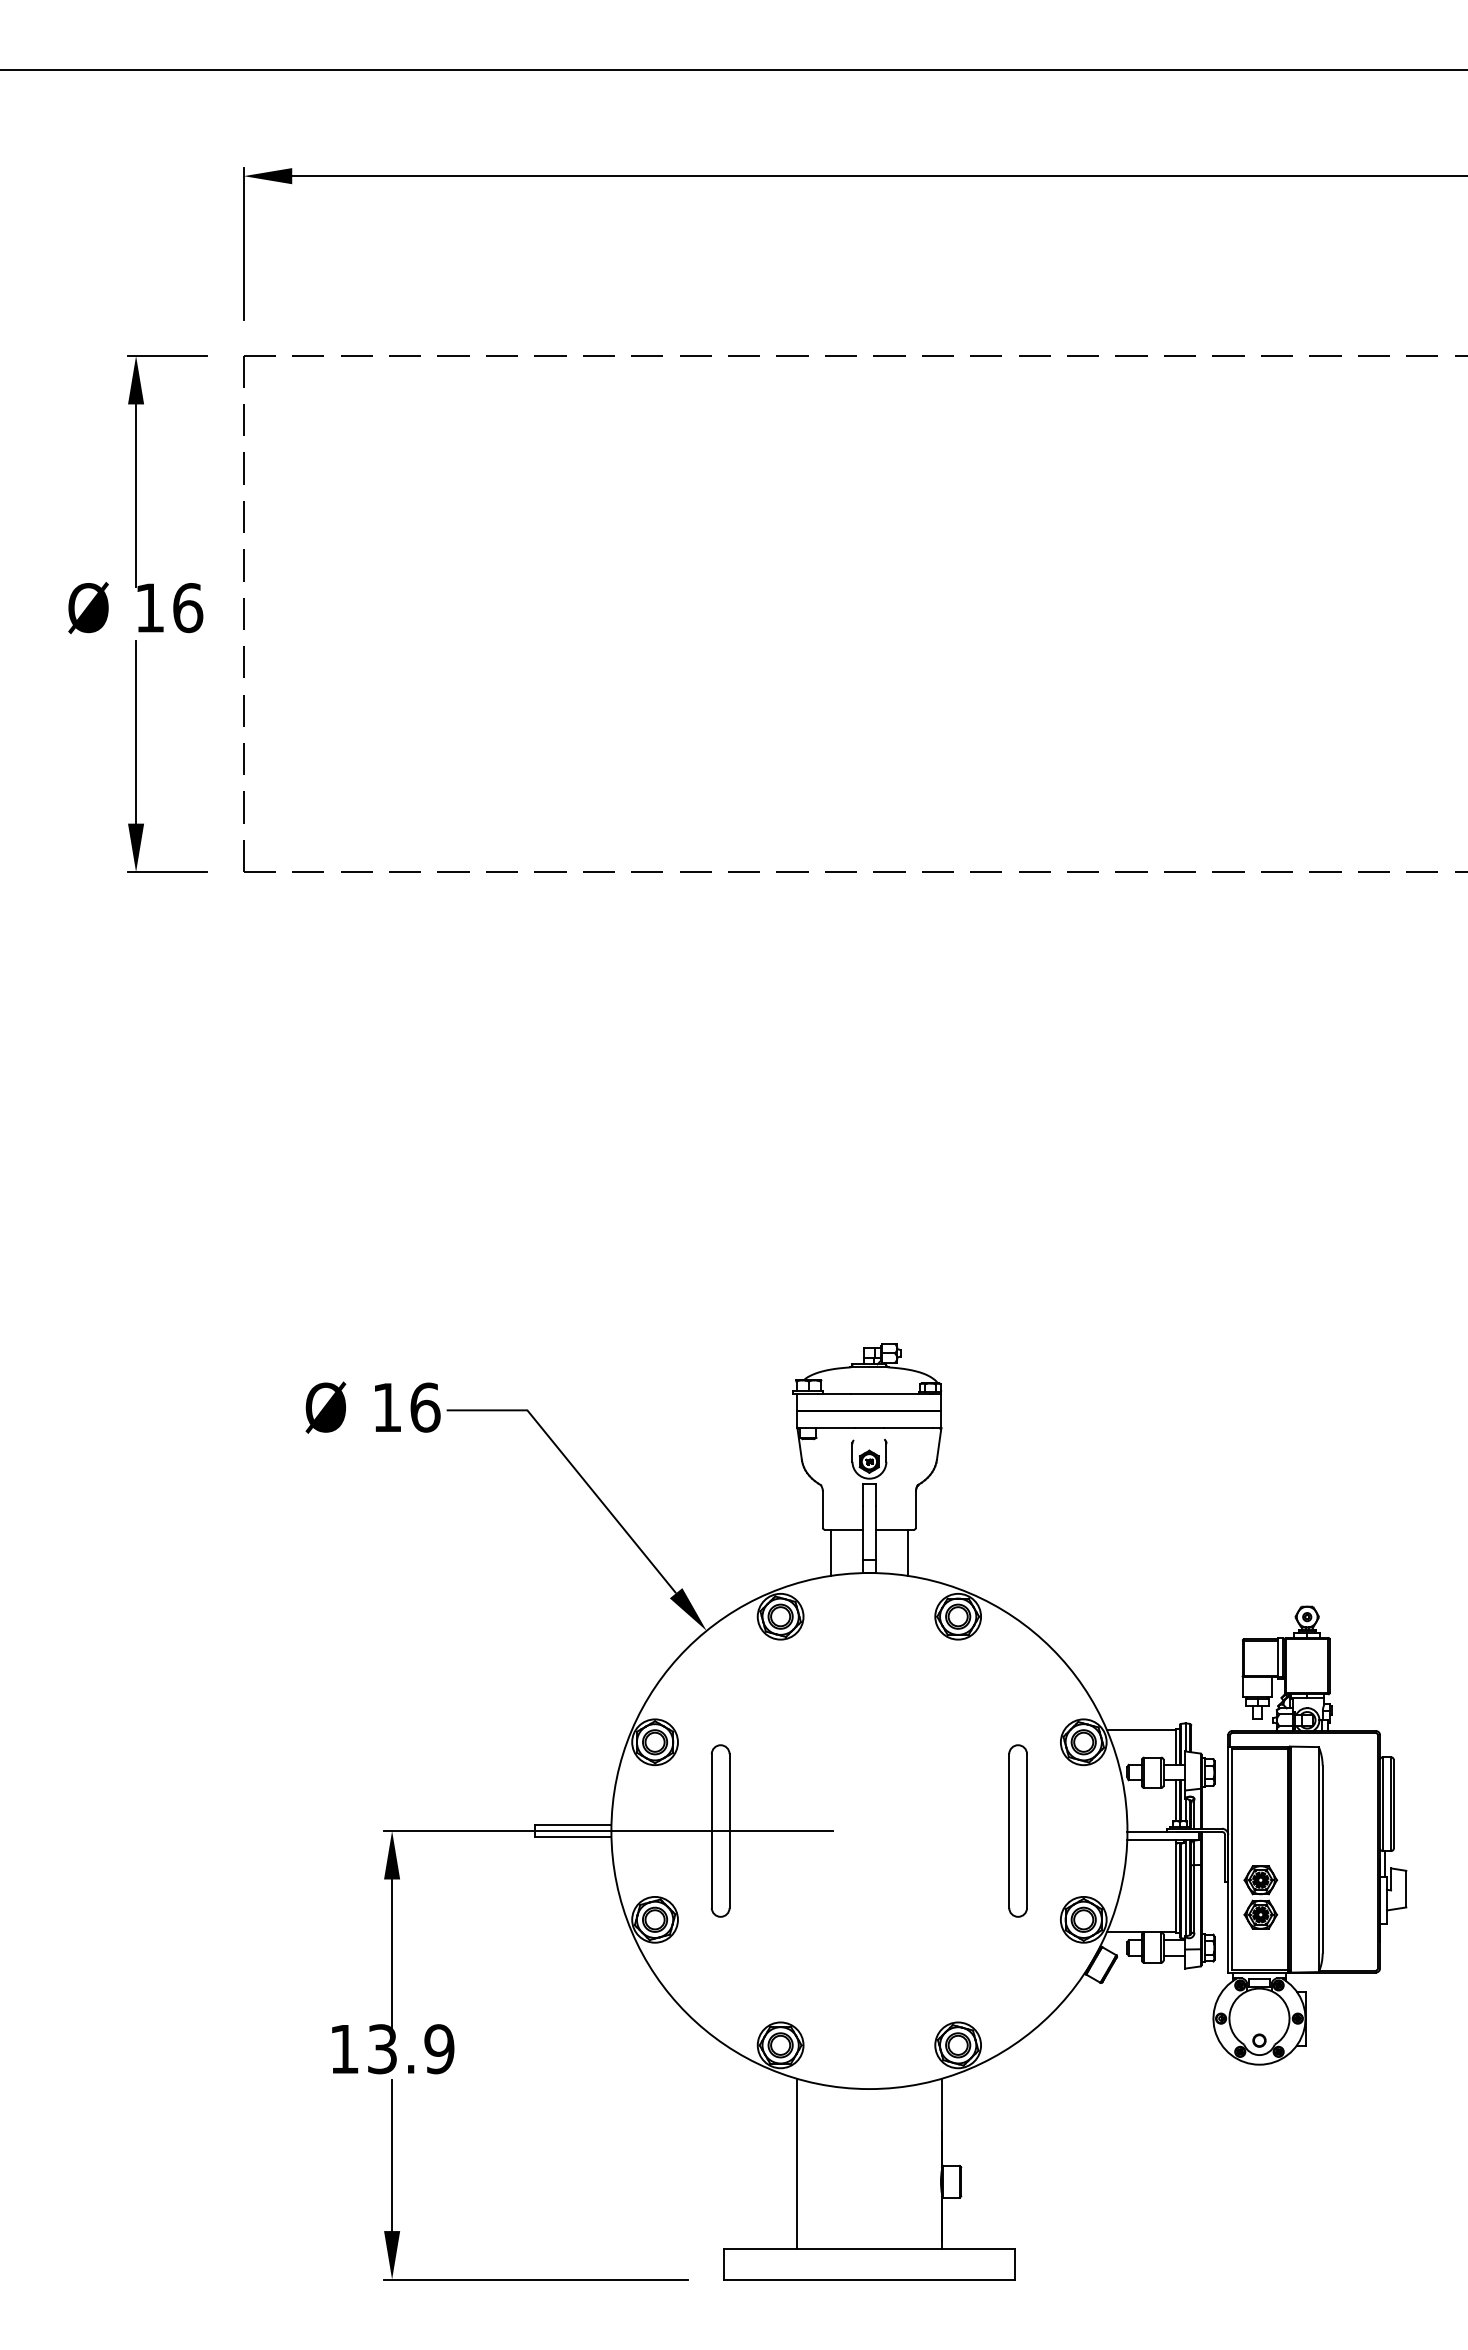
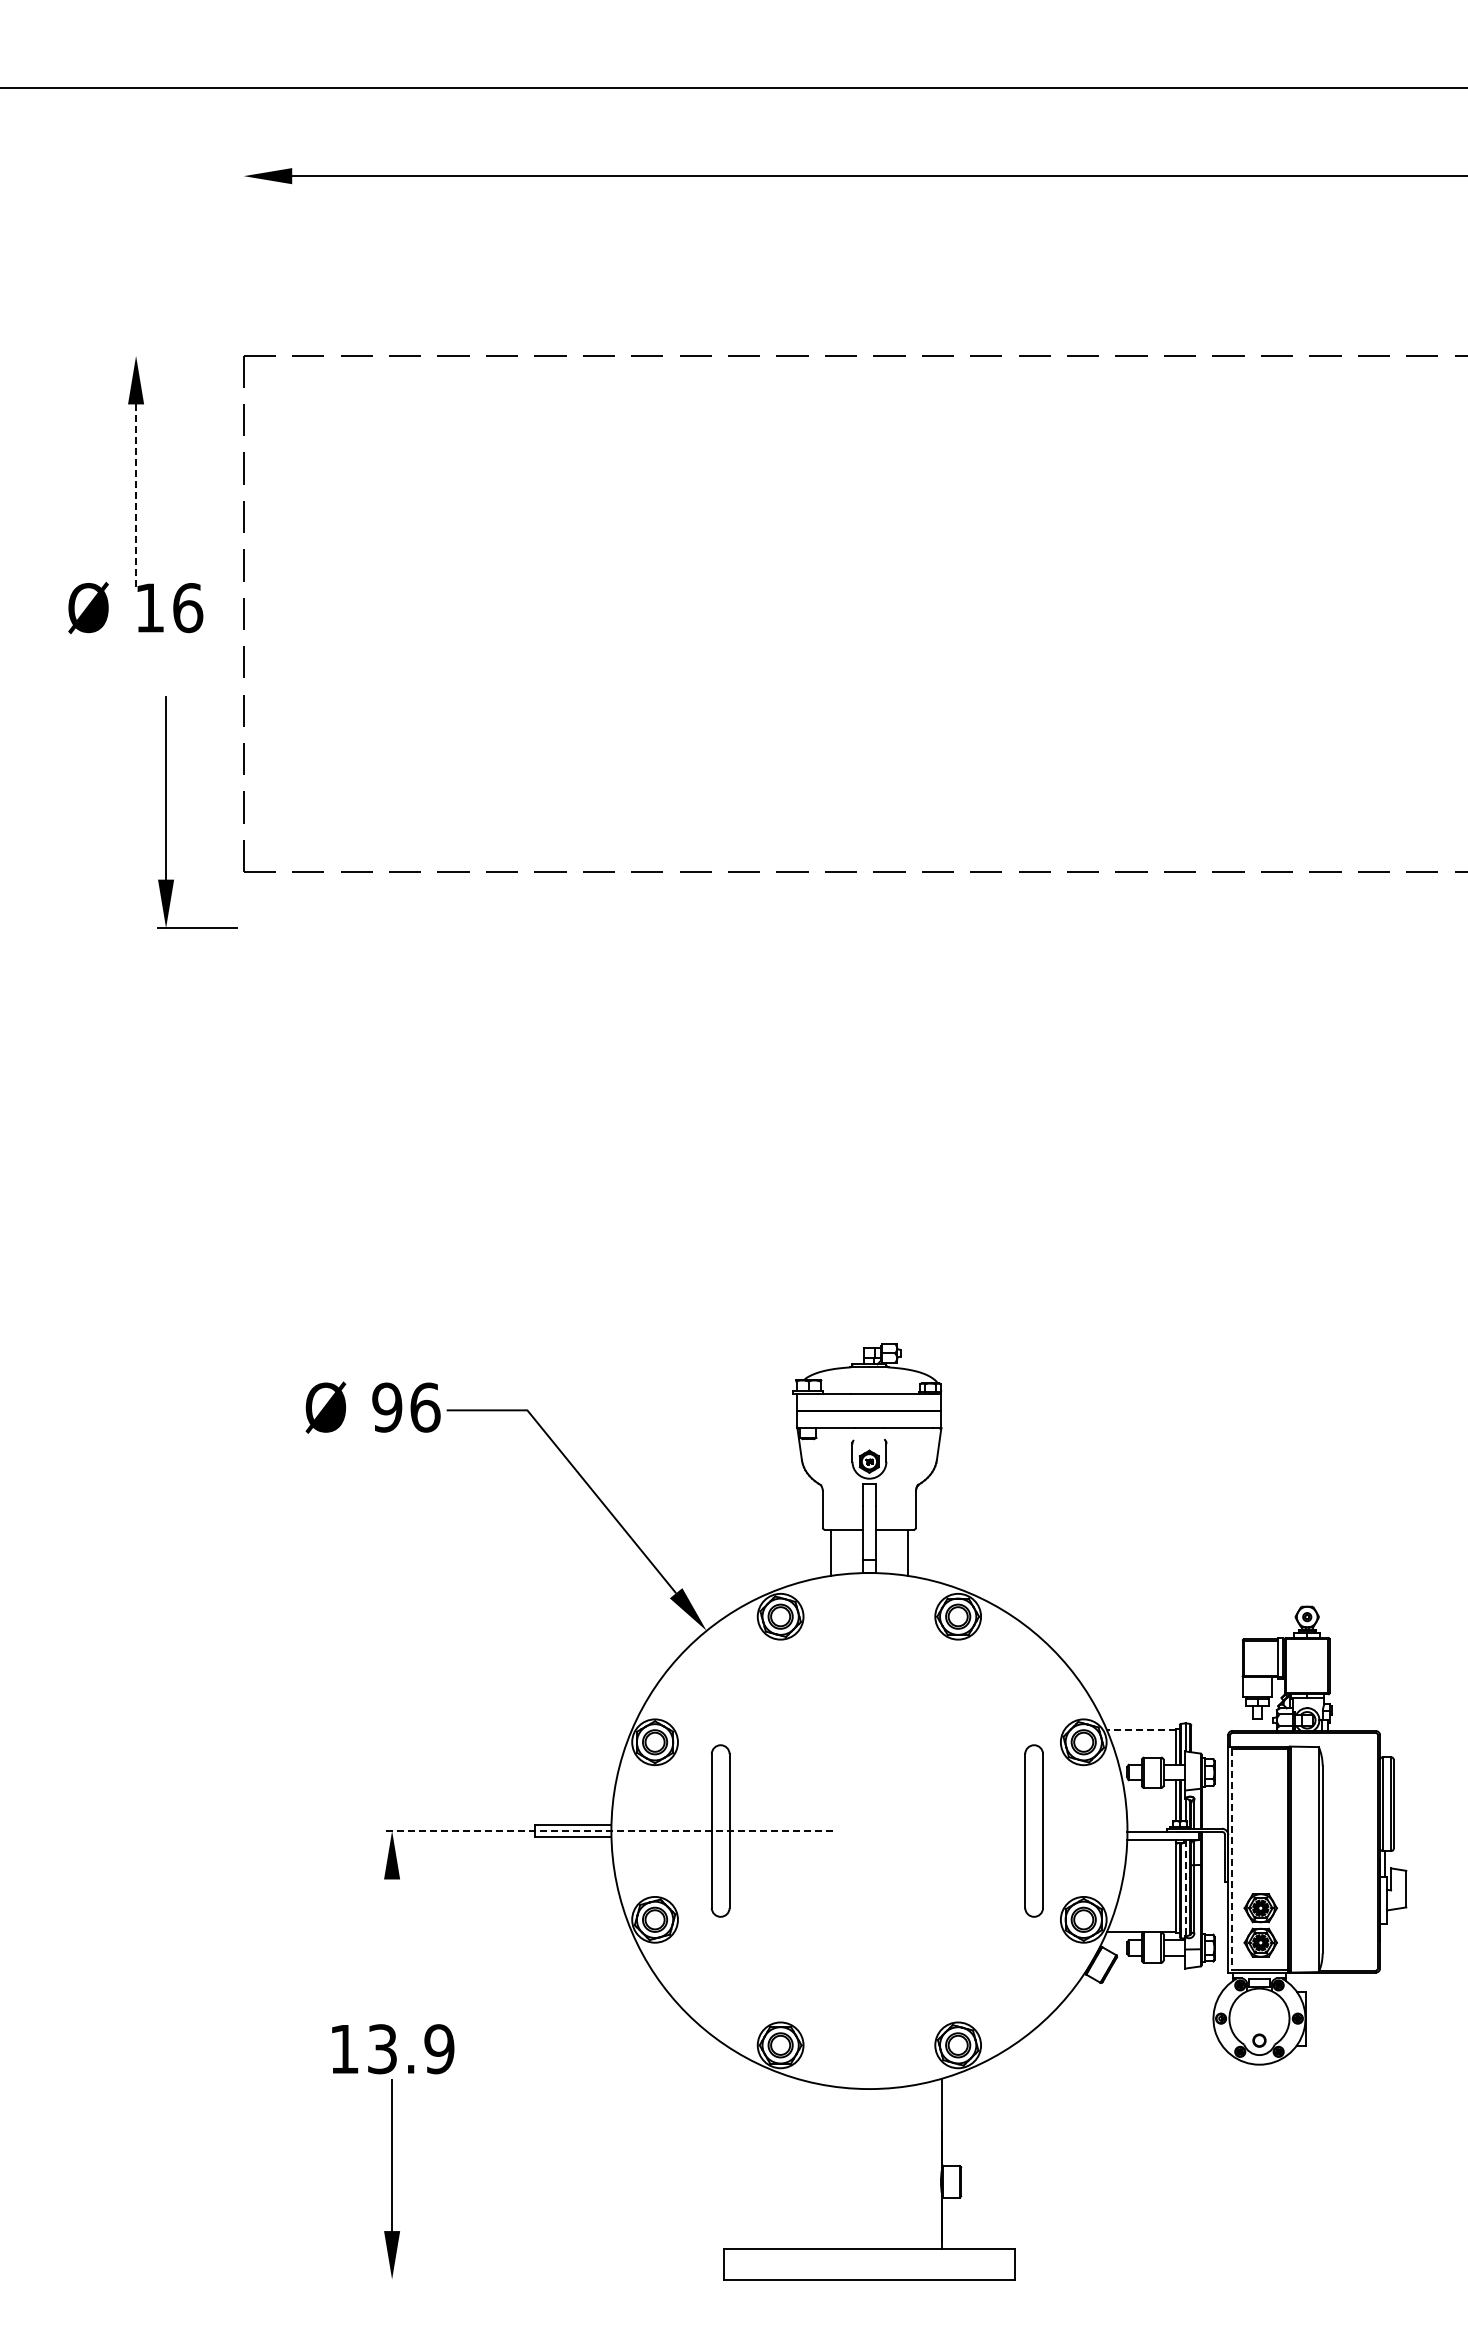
line position: (733, 70) -> (733, 88) (733, 88)
line: present -> none (243, 243)
line: present -> none (167, 356)
line: solid -> dashed (136, 496)
part position: (136, 756) -> (166, 812) (166, 812)
text: 16 -> 96 (387, 1407)
line: solid -> dashed (1140, 1729)
part position: (1017, 1830) -> (1033, 1830) (1033, 1830)
line: solid -> dashed (608, 1831)
line: solid -> dashed (1232, 1859)
line: solid -> dashed (1185, 1888)
part position: (1260, 1897) -> (1260, 1925) (1260, 1925)
line: present -> none (392, 1954)
line: present -> none (796, 2163)
line: present -> none (535, 2279)
